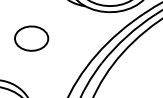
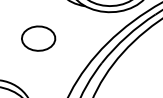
part position: (31, 38) -> (38, 38) (38, 38)
